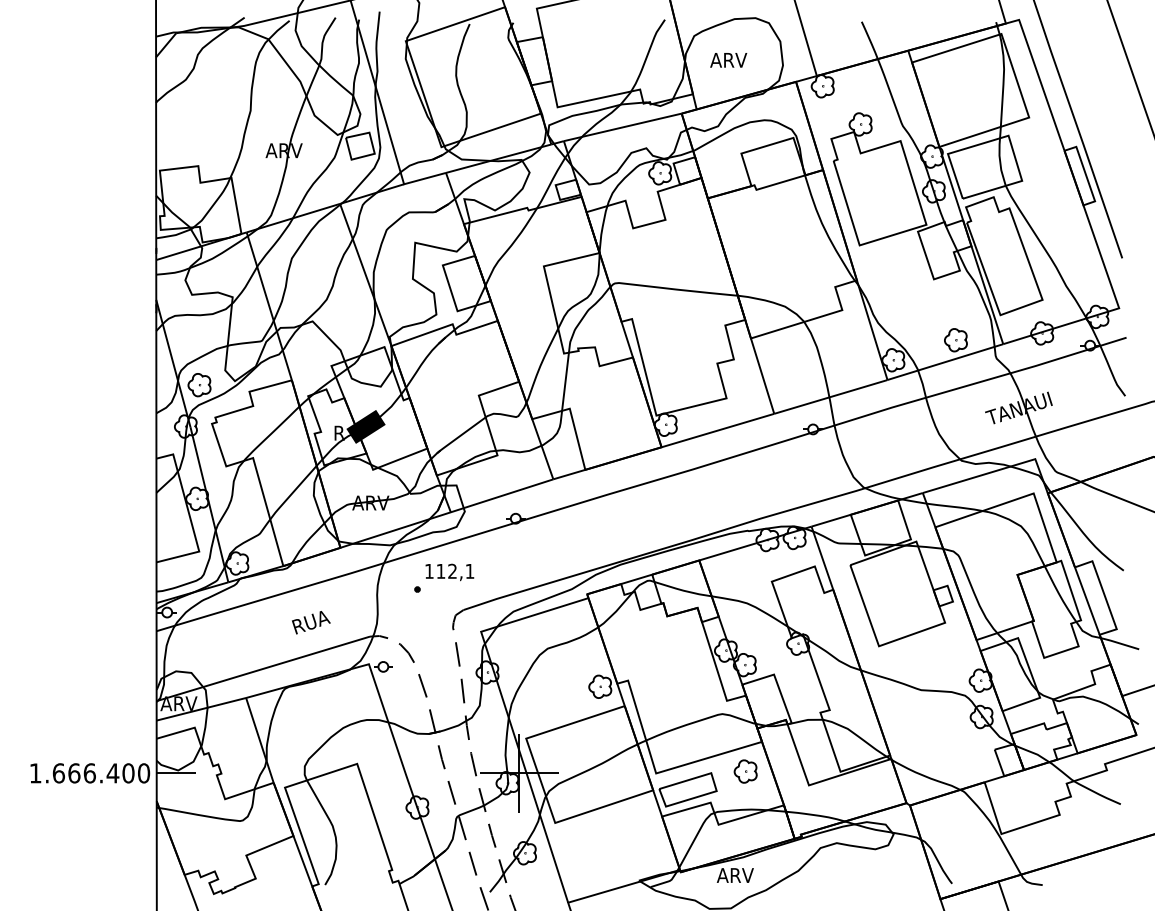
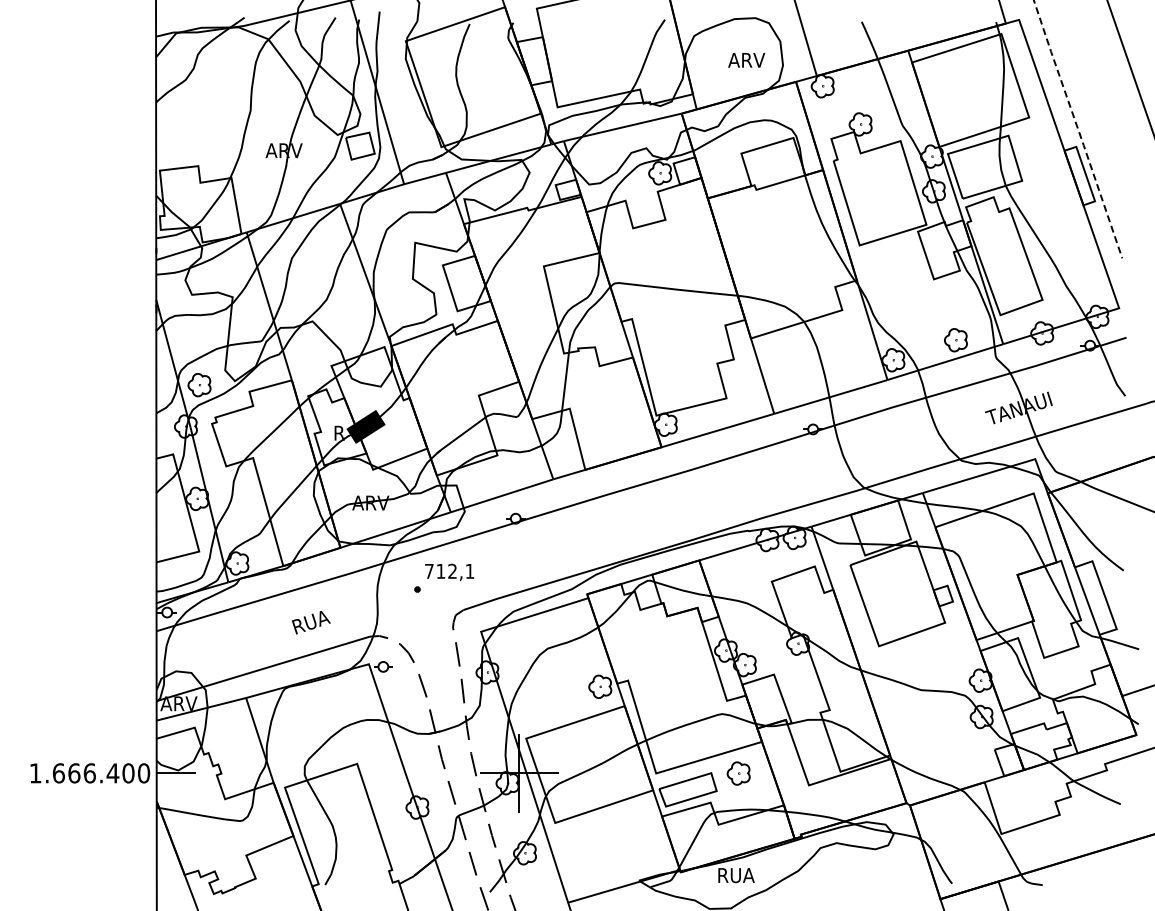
text position: (728, 60) -> (746, 60) (746, 60)
line: solid -> dashed (1078, 129)
text: 112,1 -> 712,1 (429, 571)
part position: (745, 771) -> (738, 773) (738, 773)
text: ARV -> RUA (735, 875)
